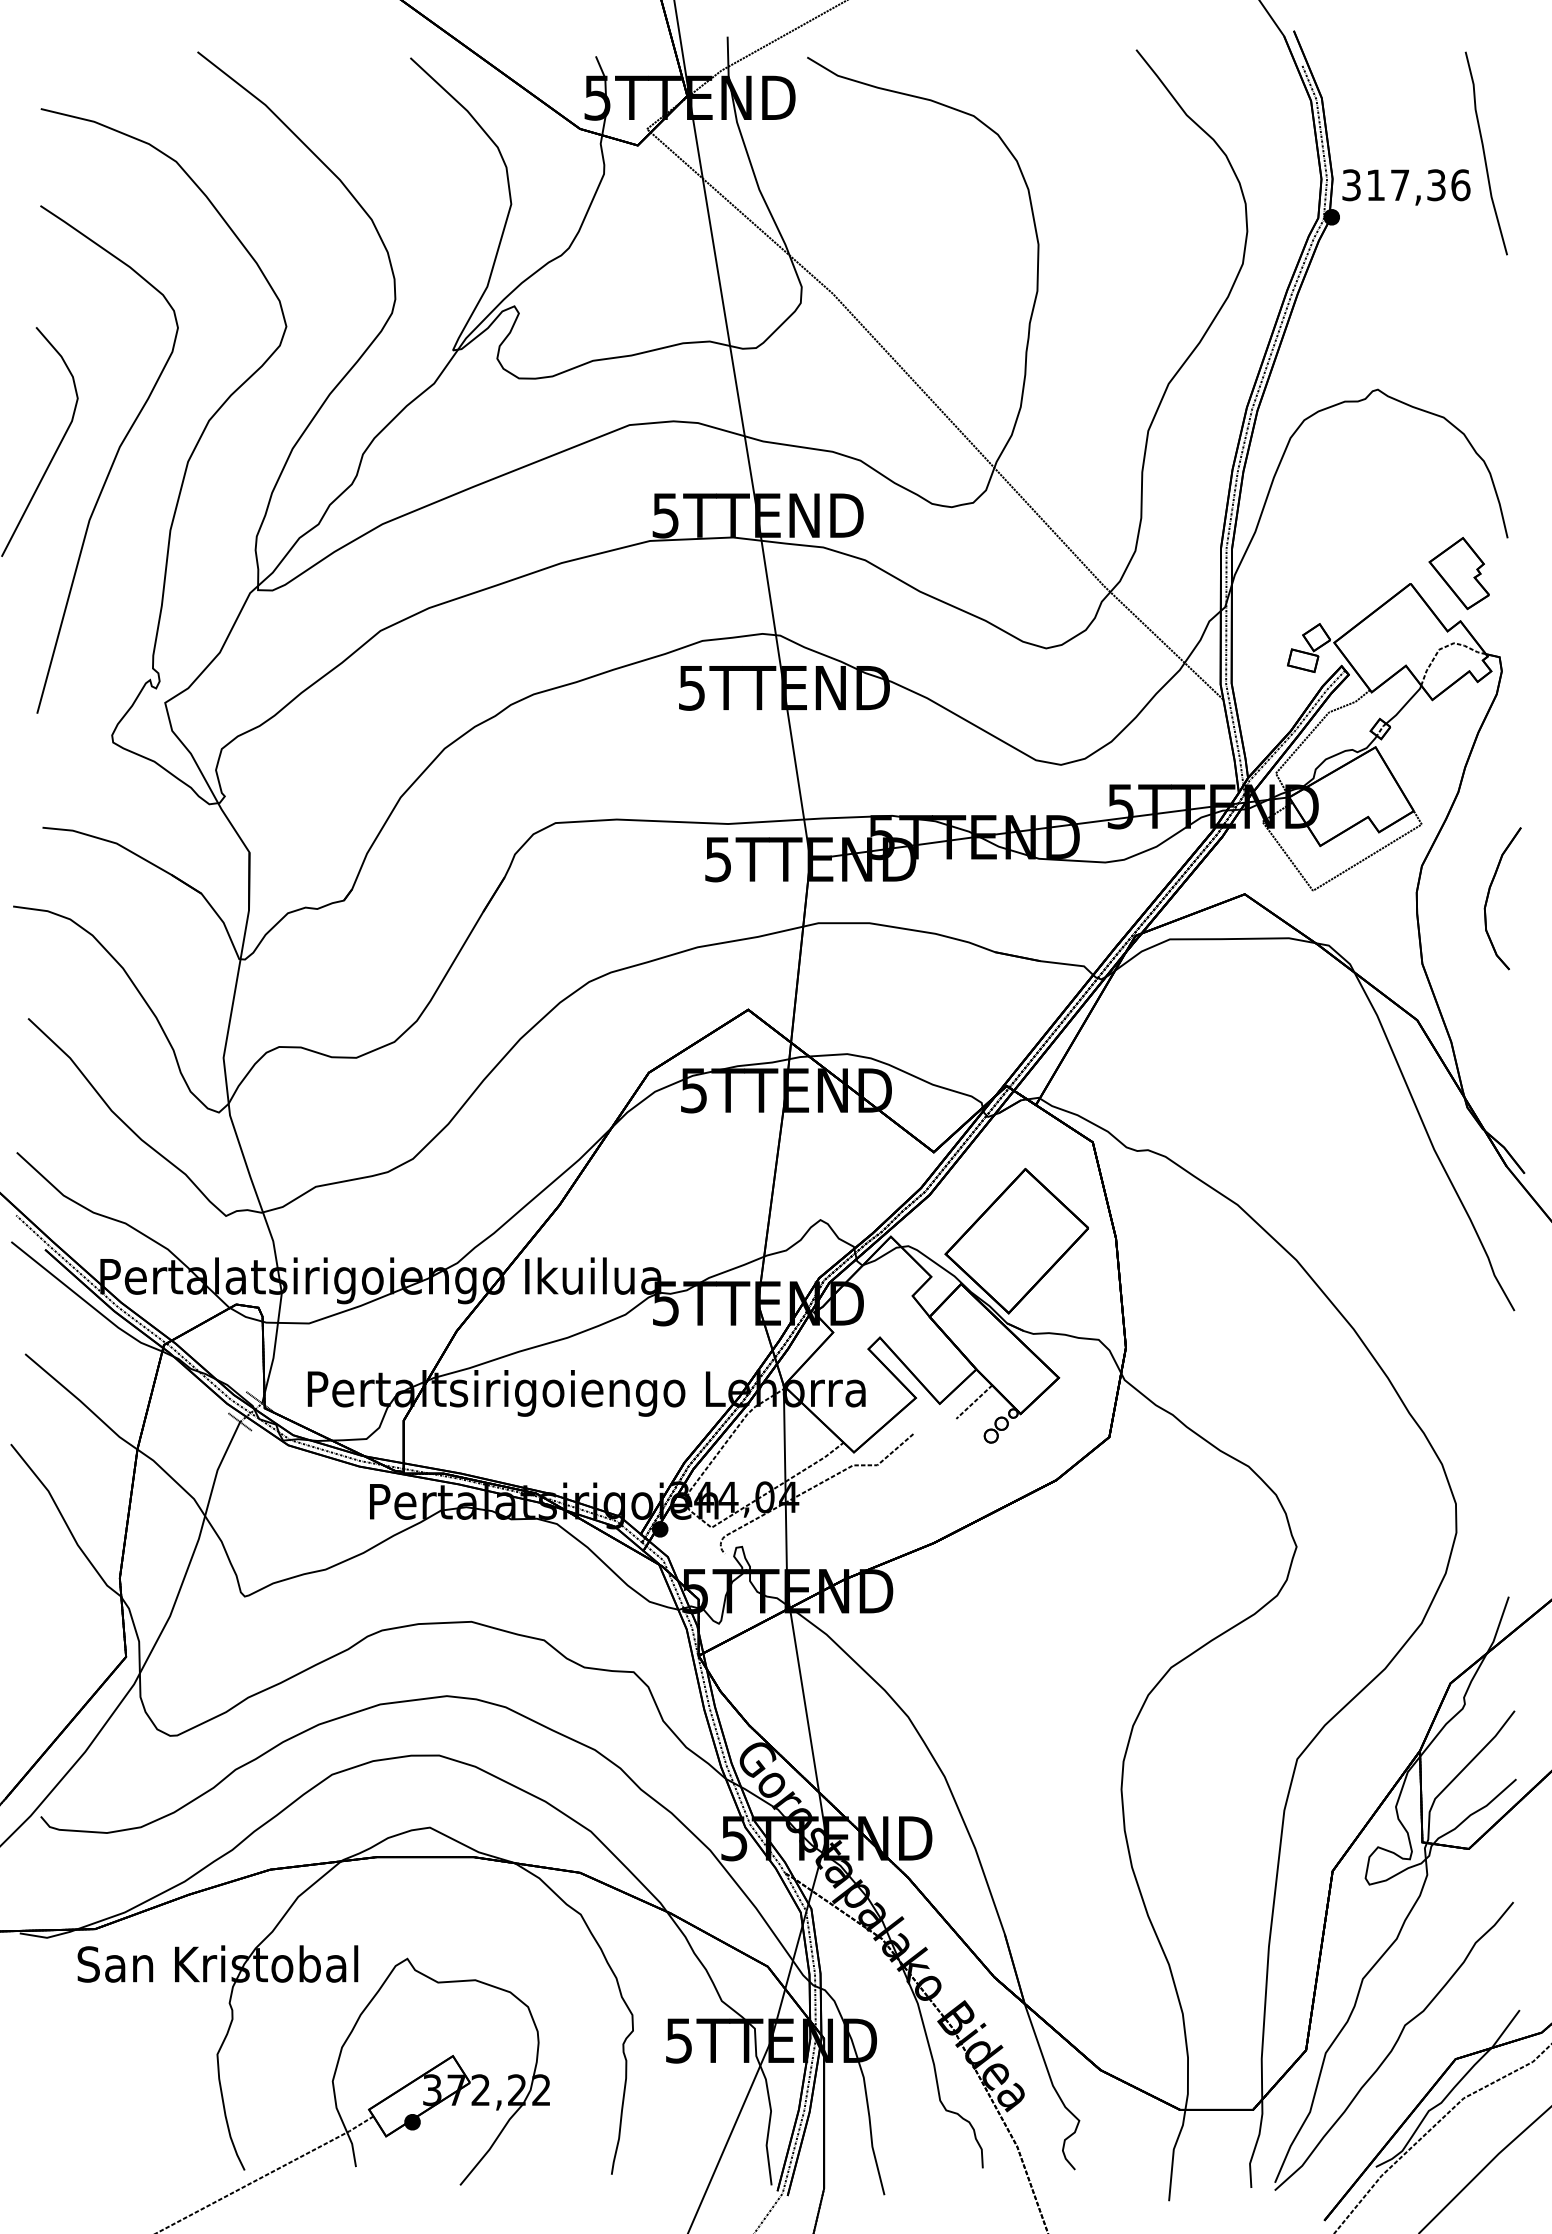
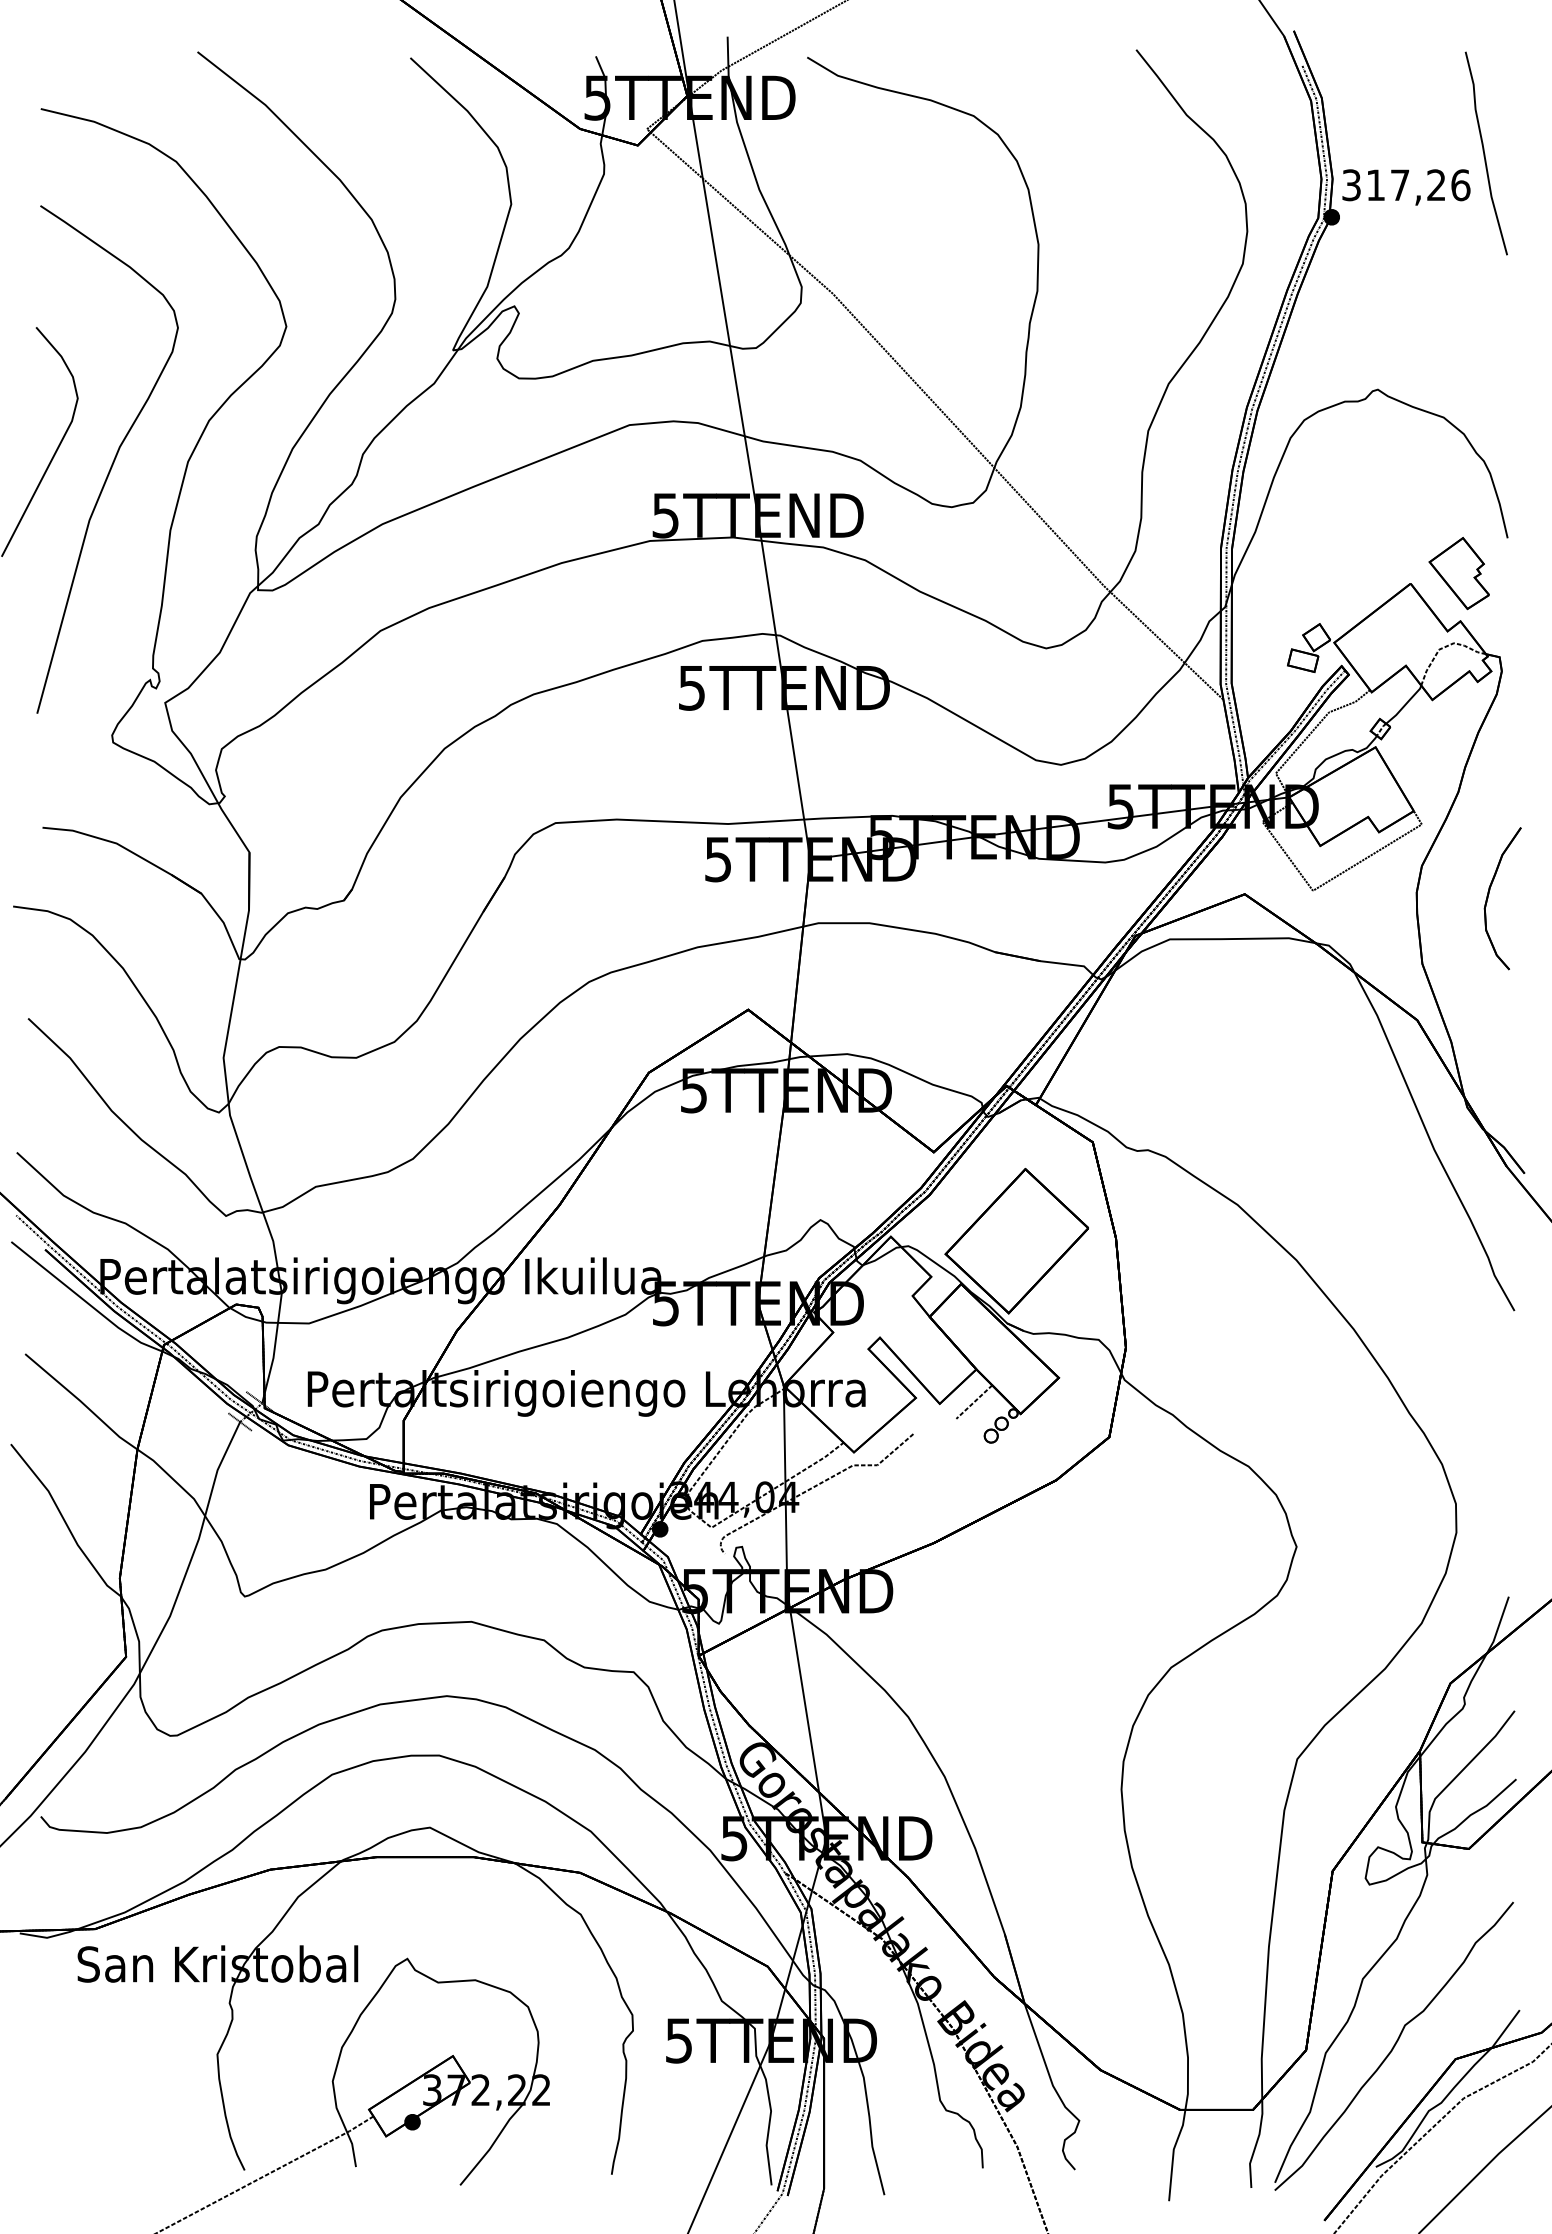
text: 317,36 -> 317,26 (1436, 185)
